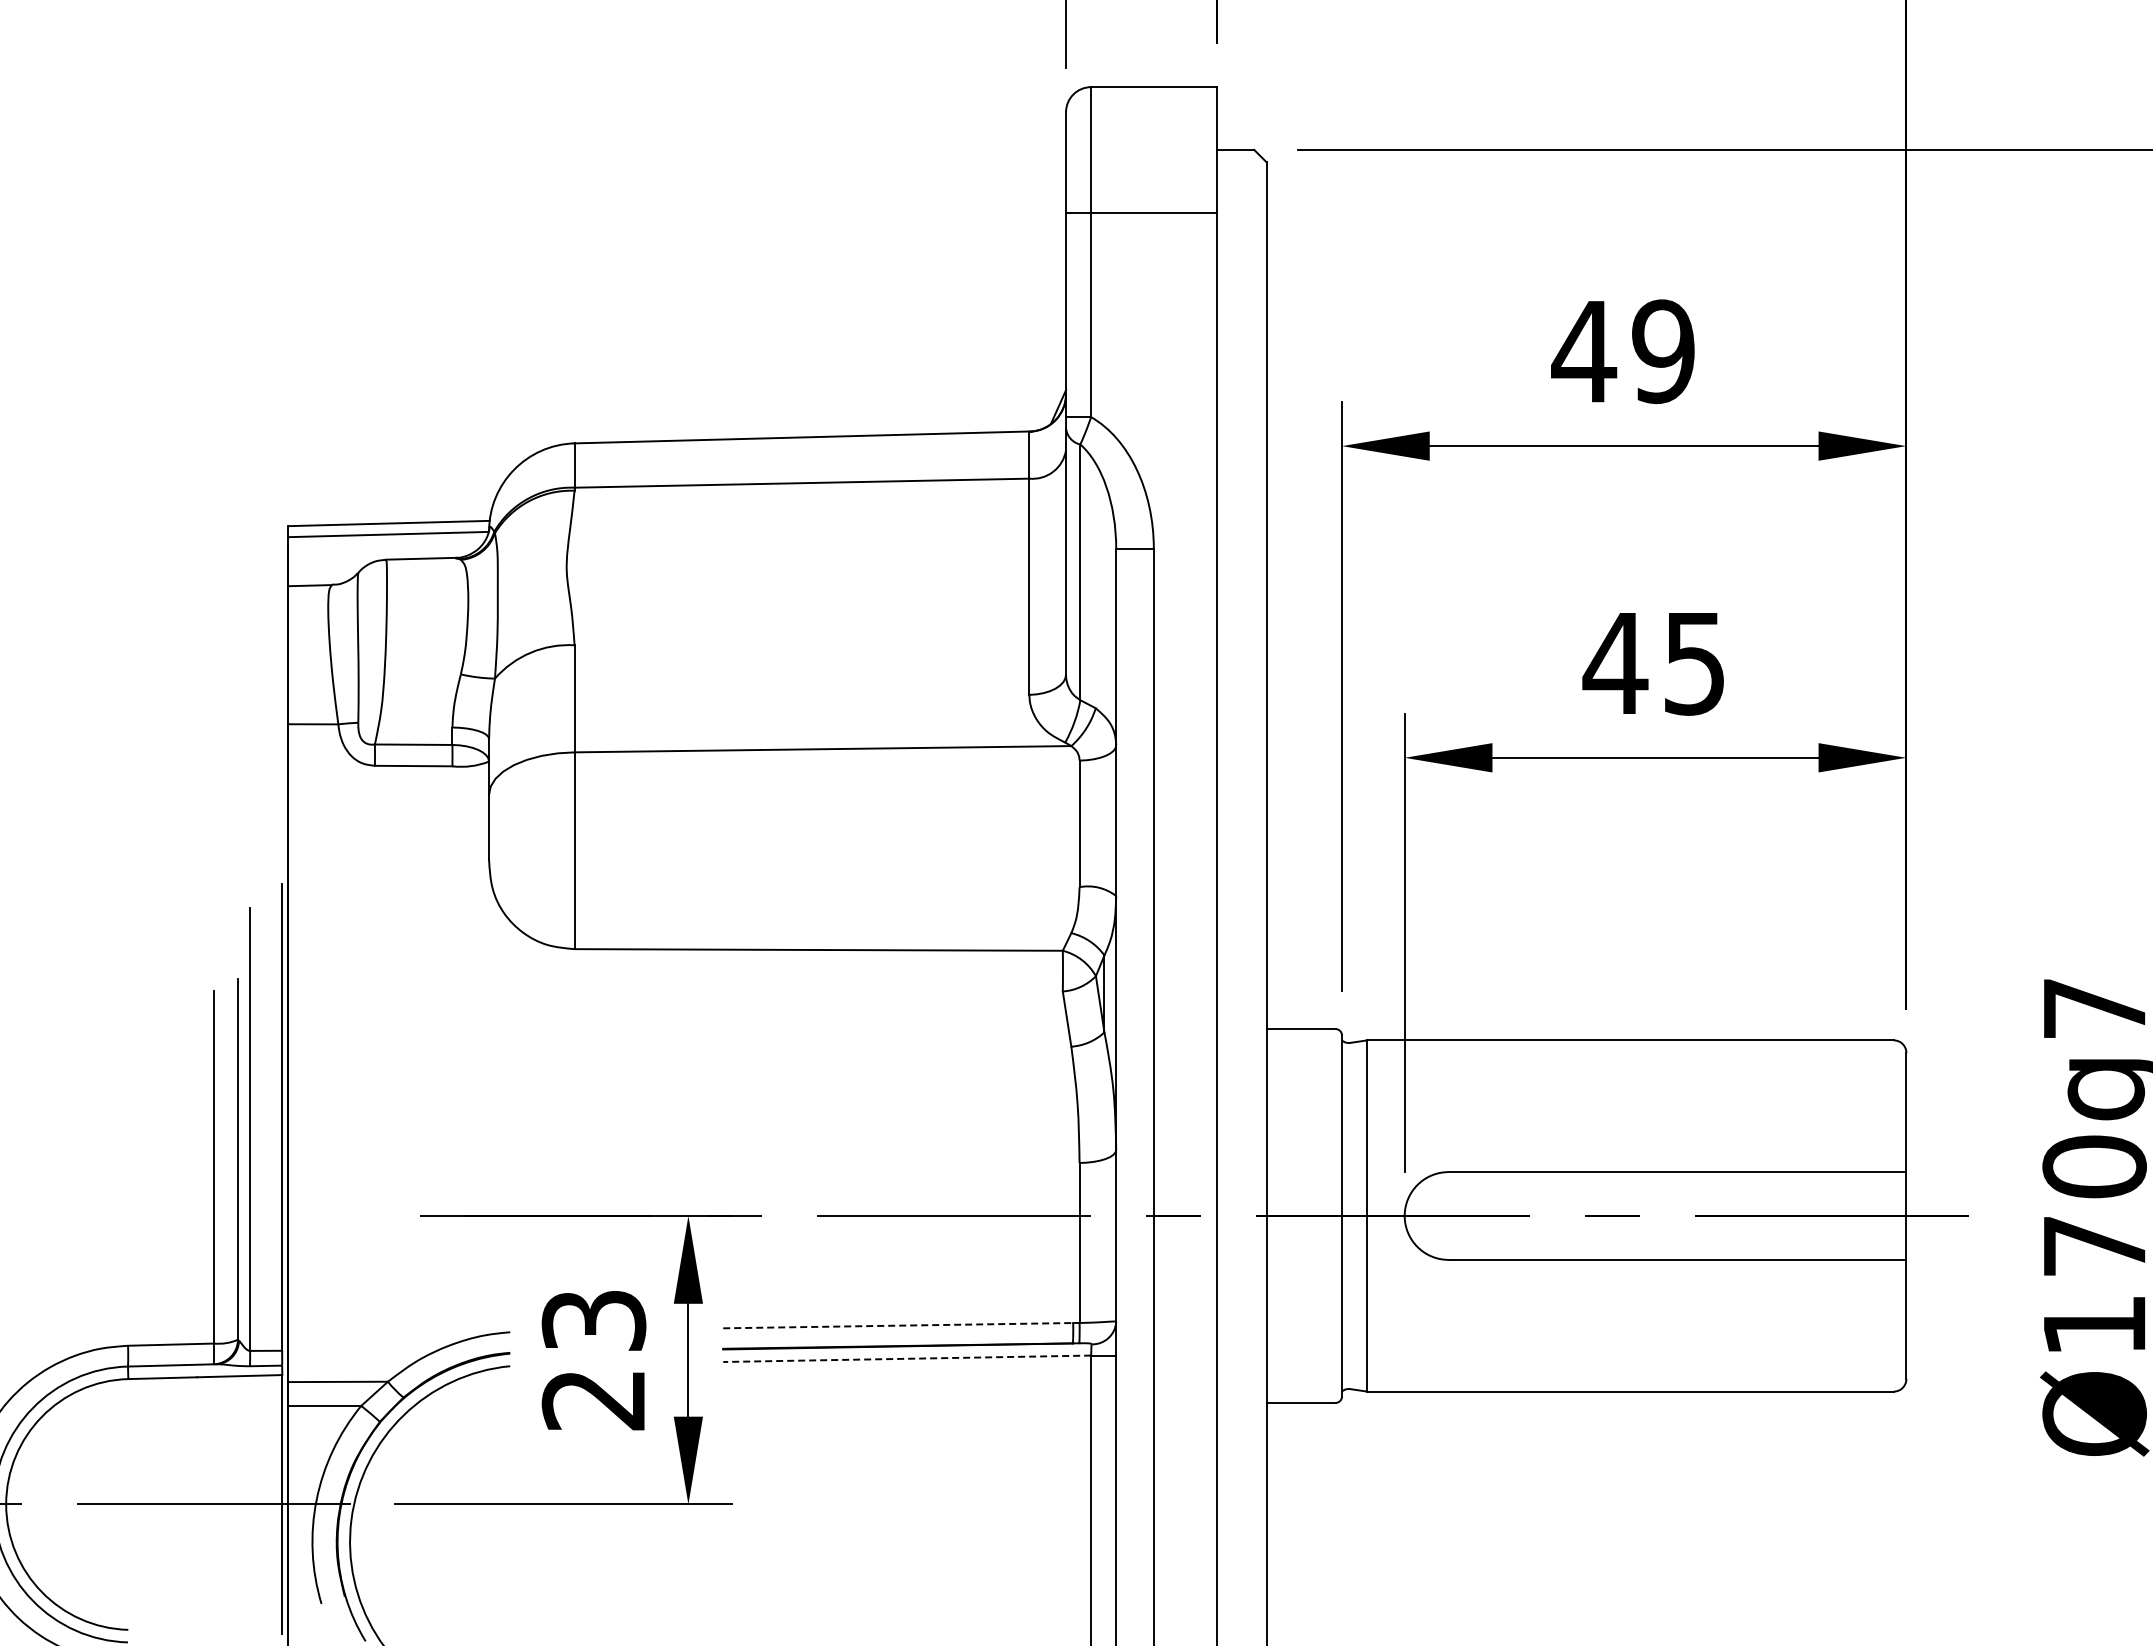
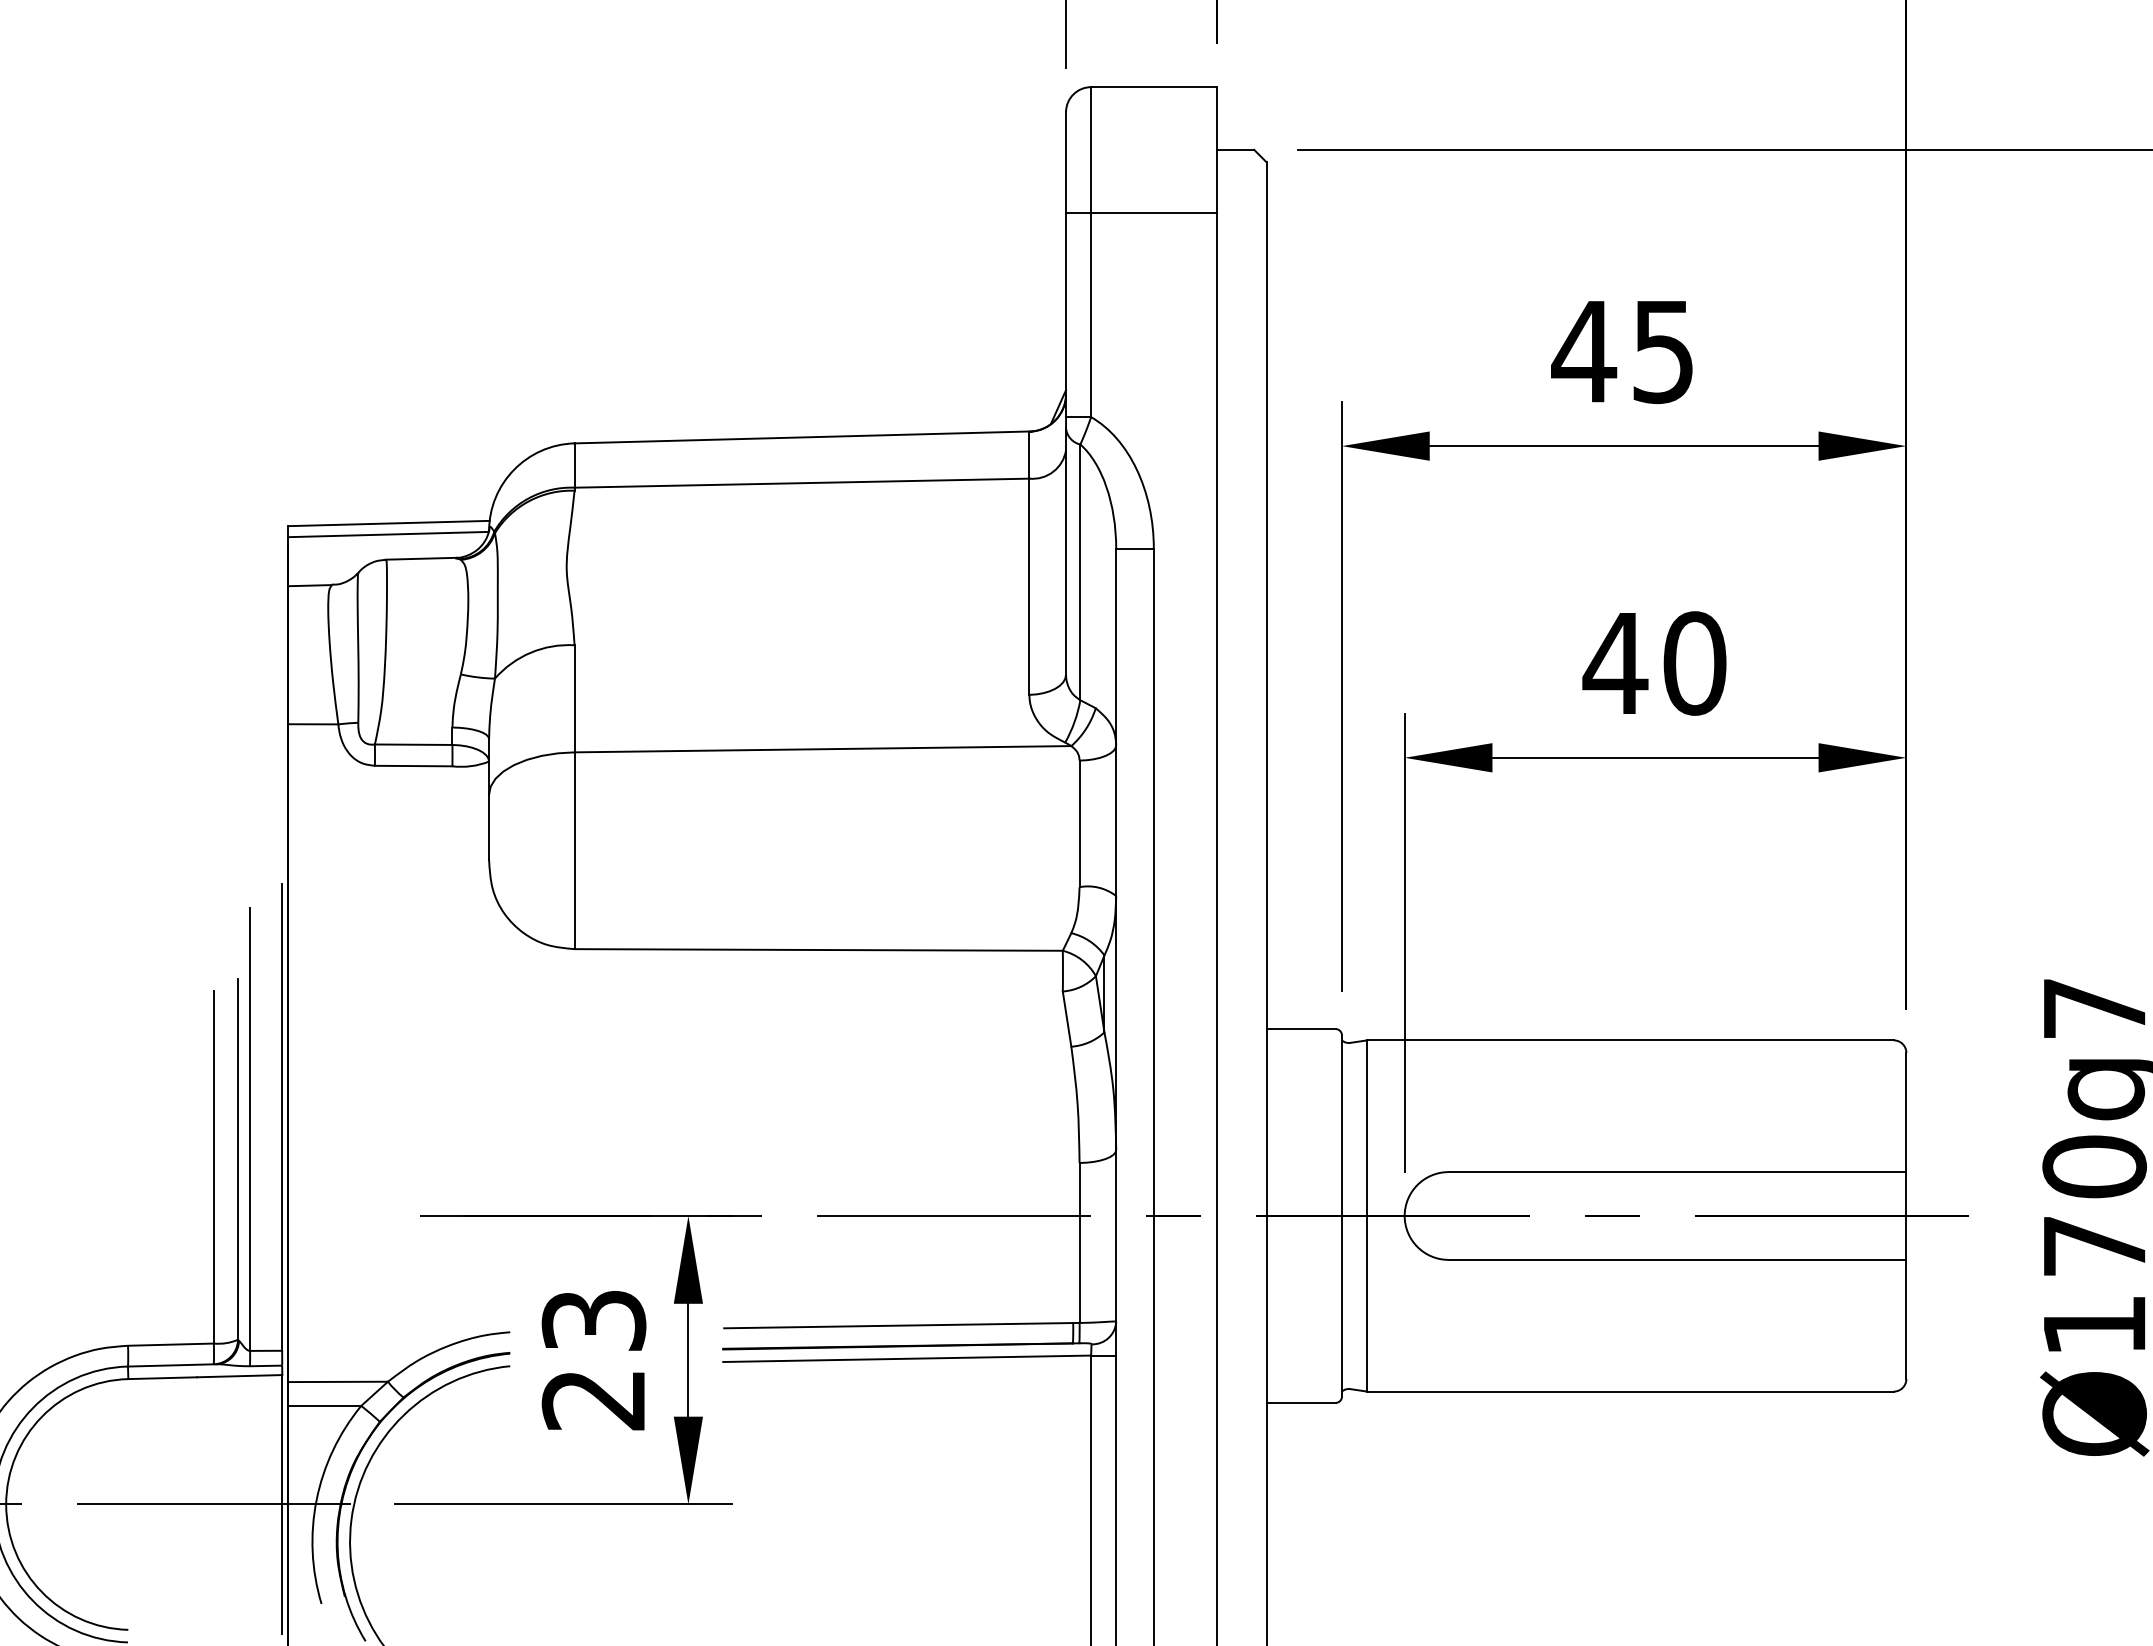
text: 49 -> 45 (1663, 351)
text: 45 -> 40 (1694, 663)
line: dashed -> solid (897, 1325)
line: dashed -> solid (907, 1358)
